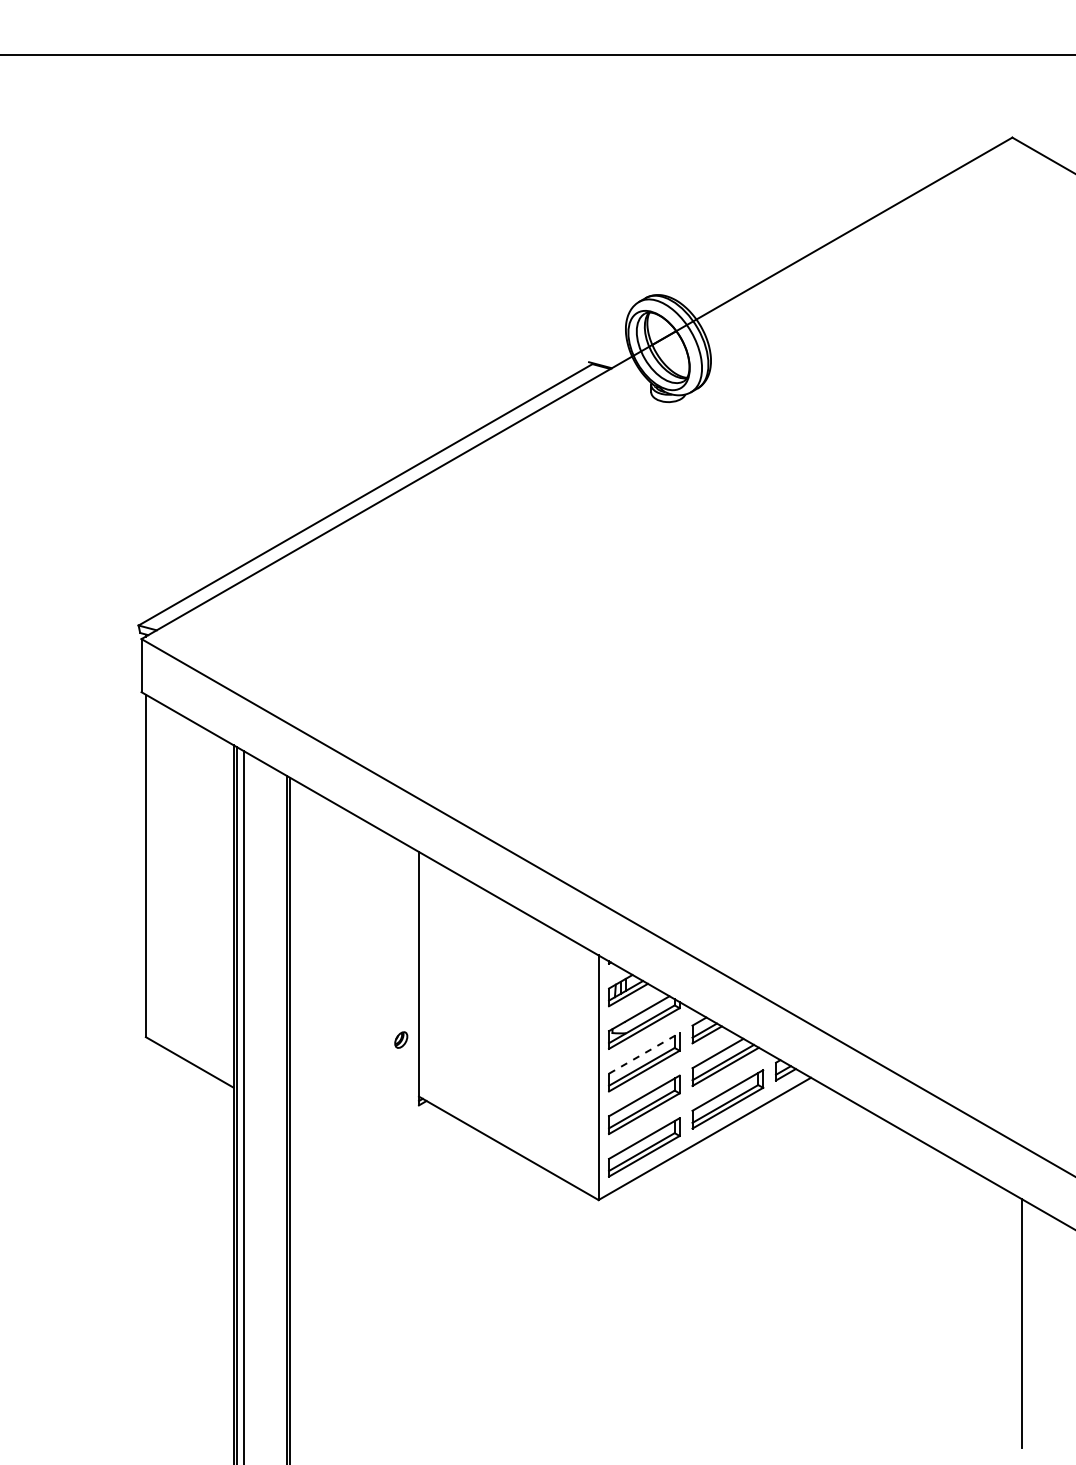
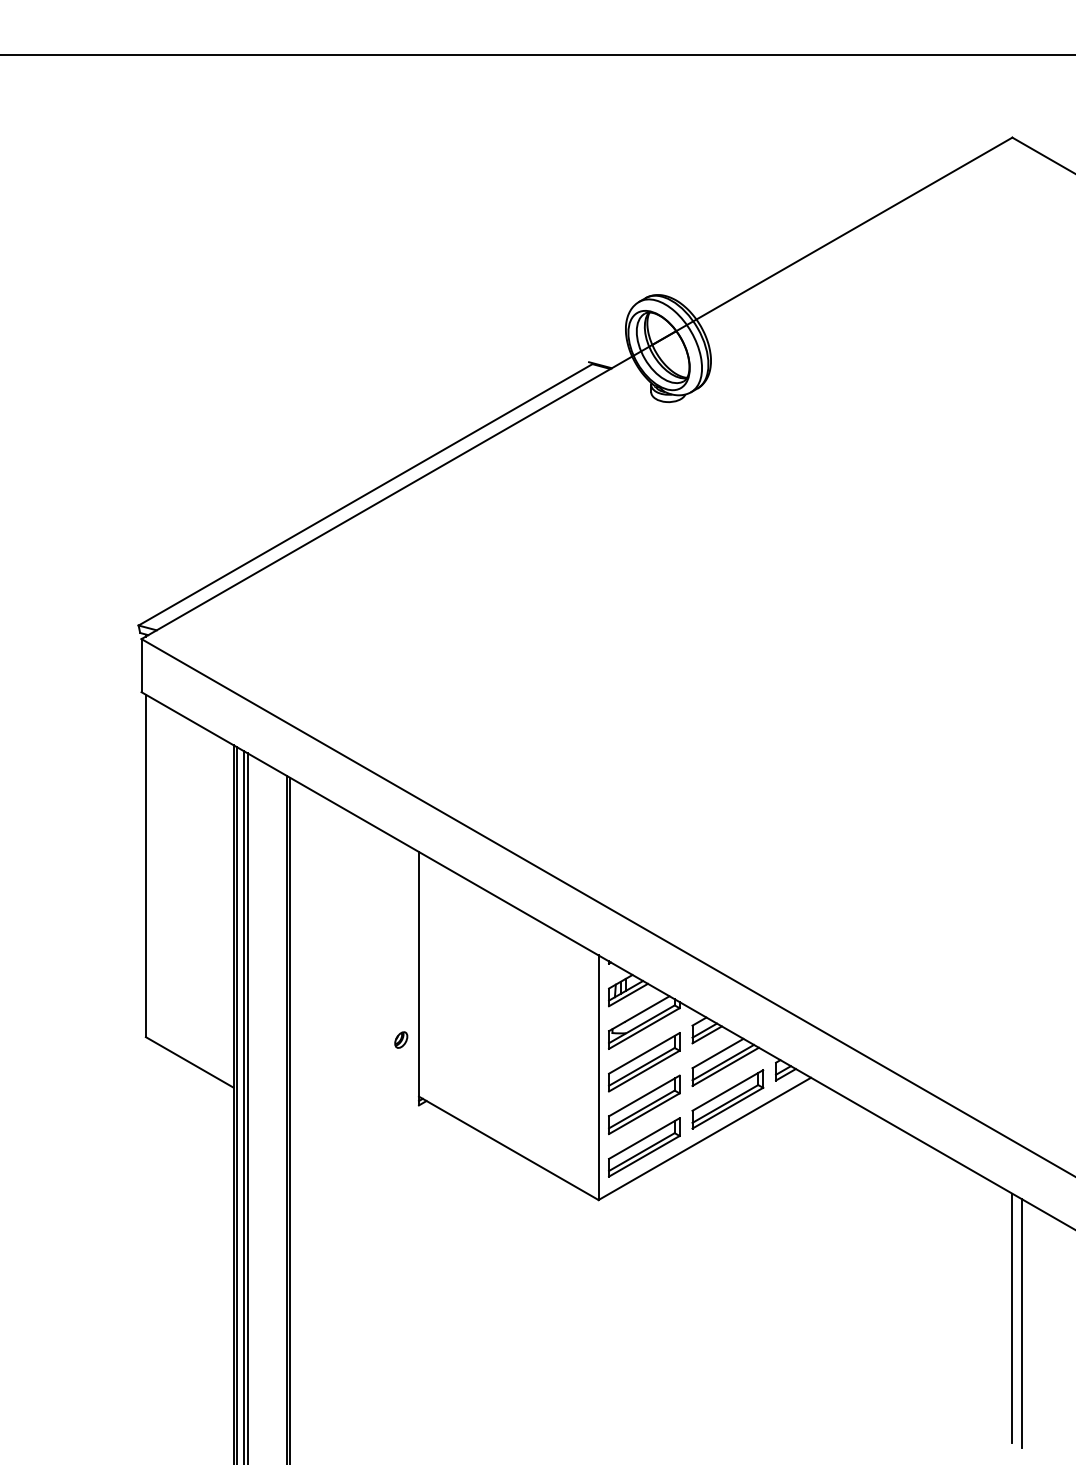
line: dashed -> solid (644, 1053)
line: none -> present (247, 1107)
line: none -> present (1012, 1317)
